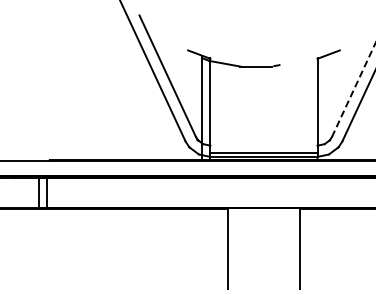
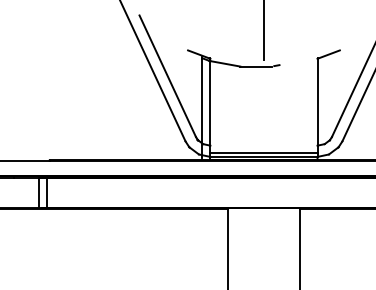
line: none -> present (263, 30)
line: dashed -> solid (354, 89)
